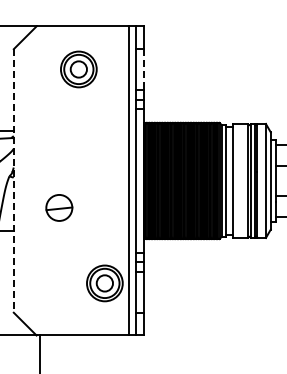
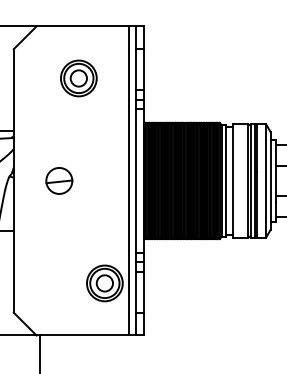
part position: (78, 69) -> (78, 78) (78, 78)
line: dashed -> solid (143, 70)
line: dashed -> solid (13, 180)
part position: (59, 207) -> (59, 180) (59, 180)
